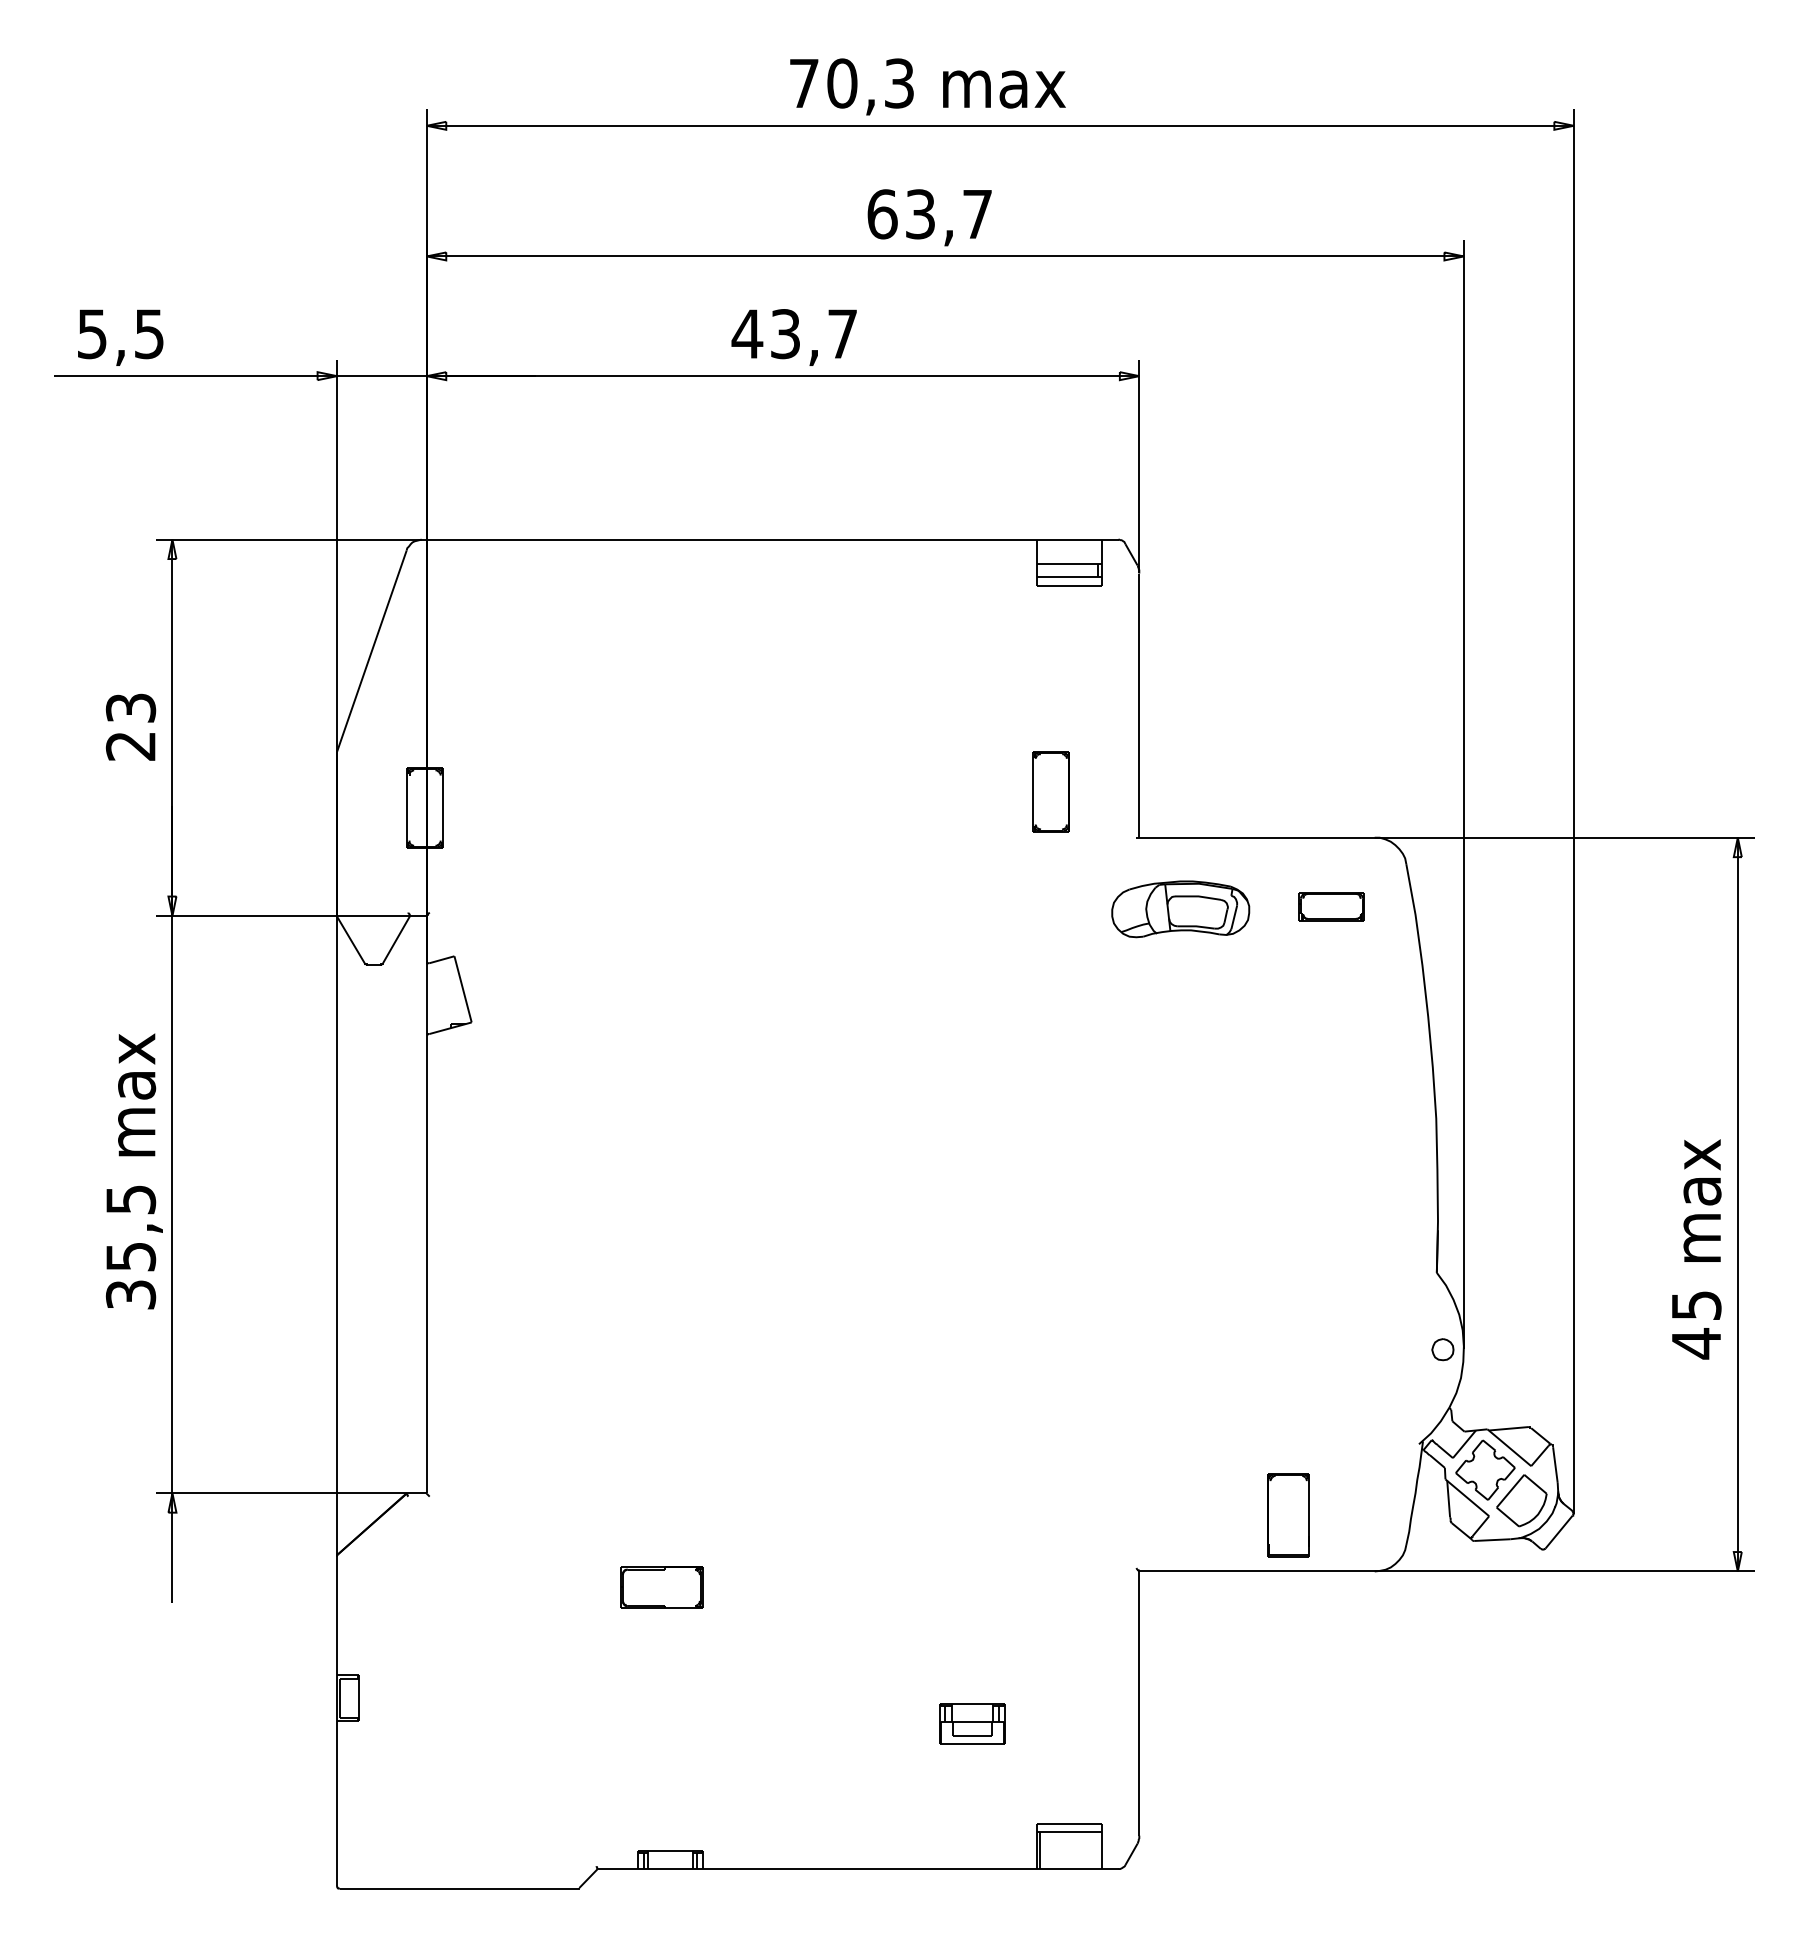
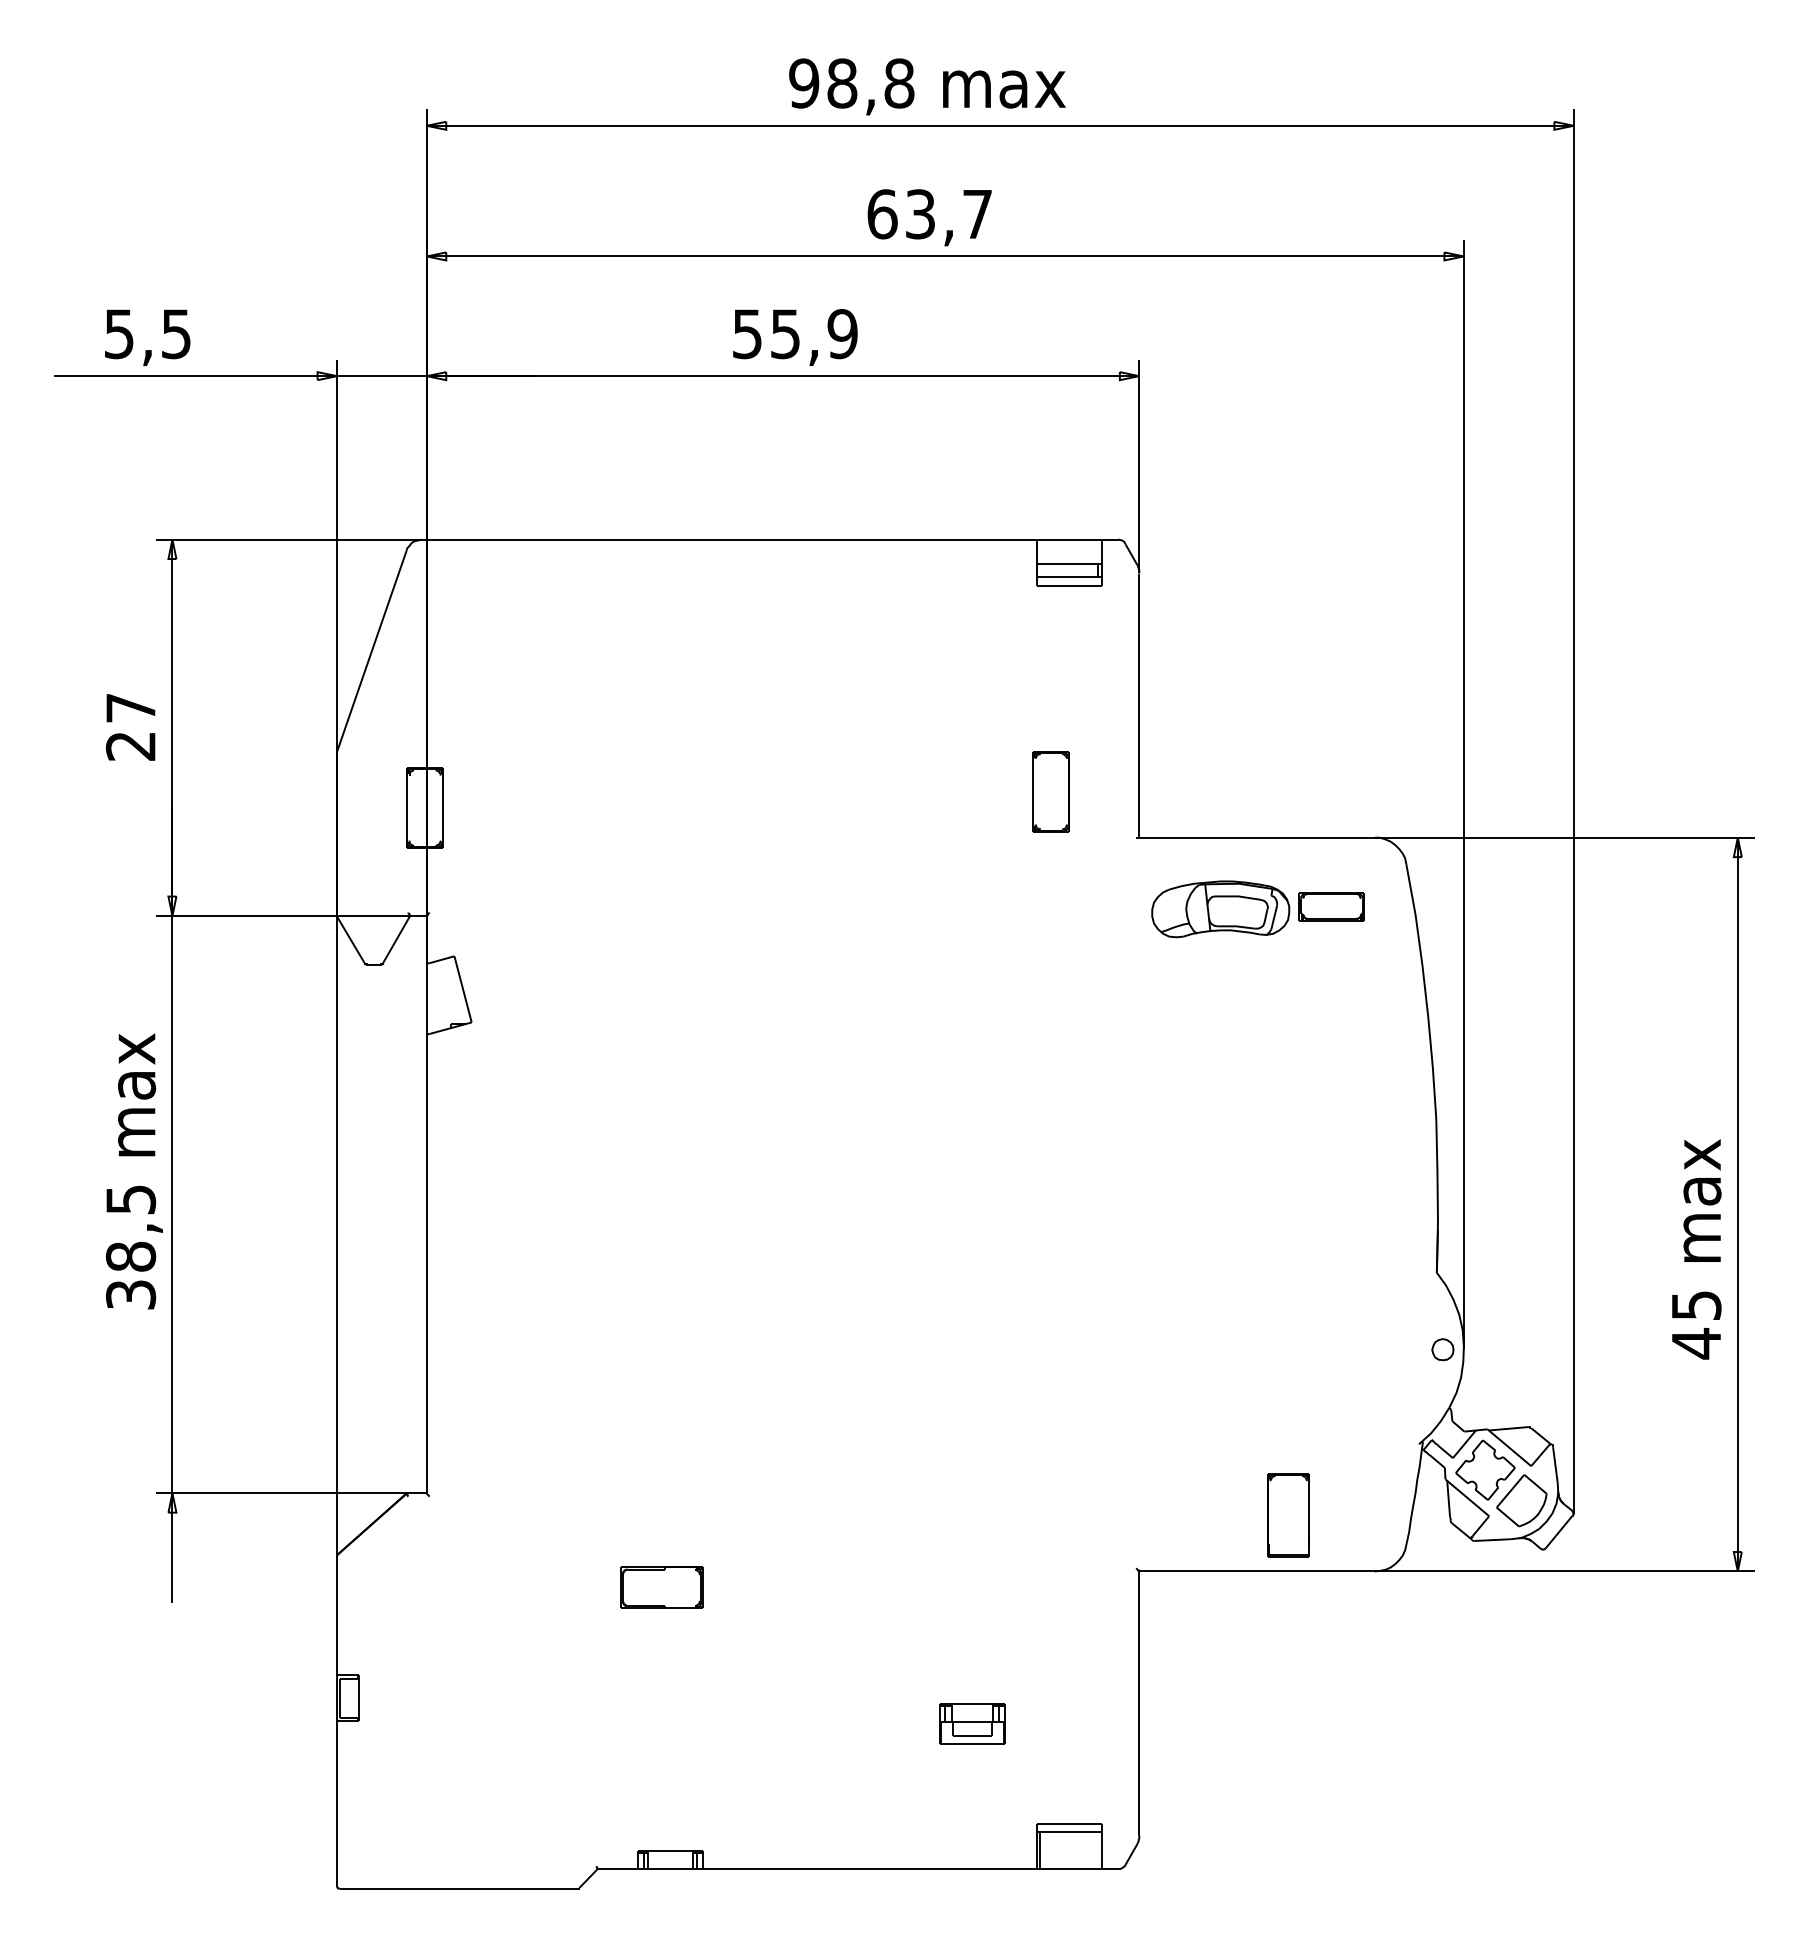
text: 70,3 -> 98,8 (851, 83)
text: 43,7 -> 55,9 (794, 334)
text position: (120, 337) -> (147, 337) (147, 337)
text: 23 -> 27 (130, 707)
part position: (1180, 909) -> (1220, 909) (1220, 909)
text: 35,5 -> 38,5 (130, 1256)
